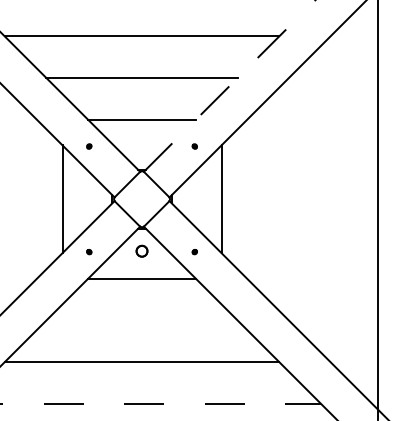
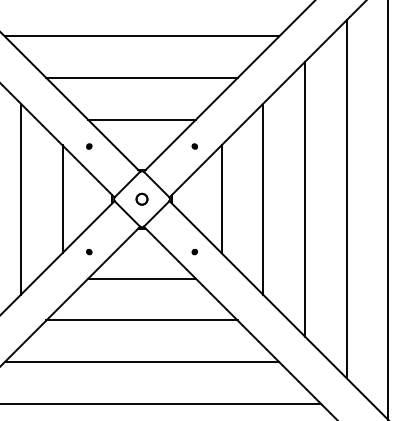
line: dashed -> solid (229, 85)
line: none -> present (20, 198)
line: none -> present (263, 198)
line: none -> present (305, 198)
line: none -> present (346, 199)
line position: (378, 209) -> (388, 209) (388, 209)
part position: (141, 250) -> (141, 198) (141, 198)
line: none -> present (141, 320)
line: dashed -> solid (161, 403)
